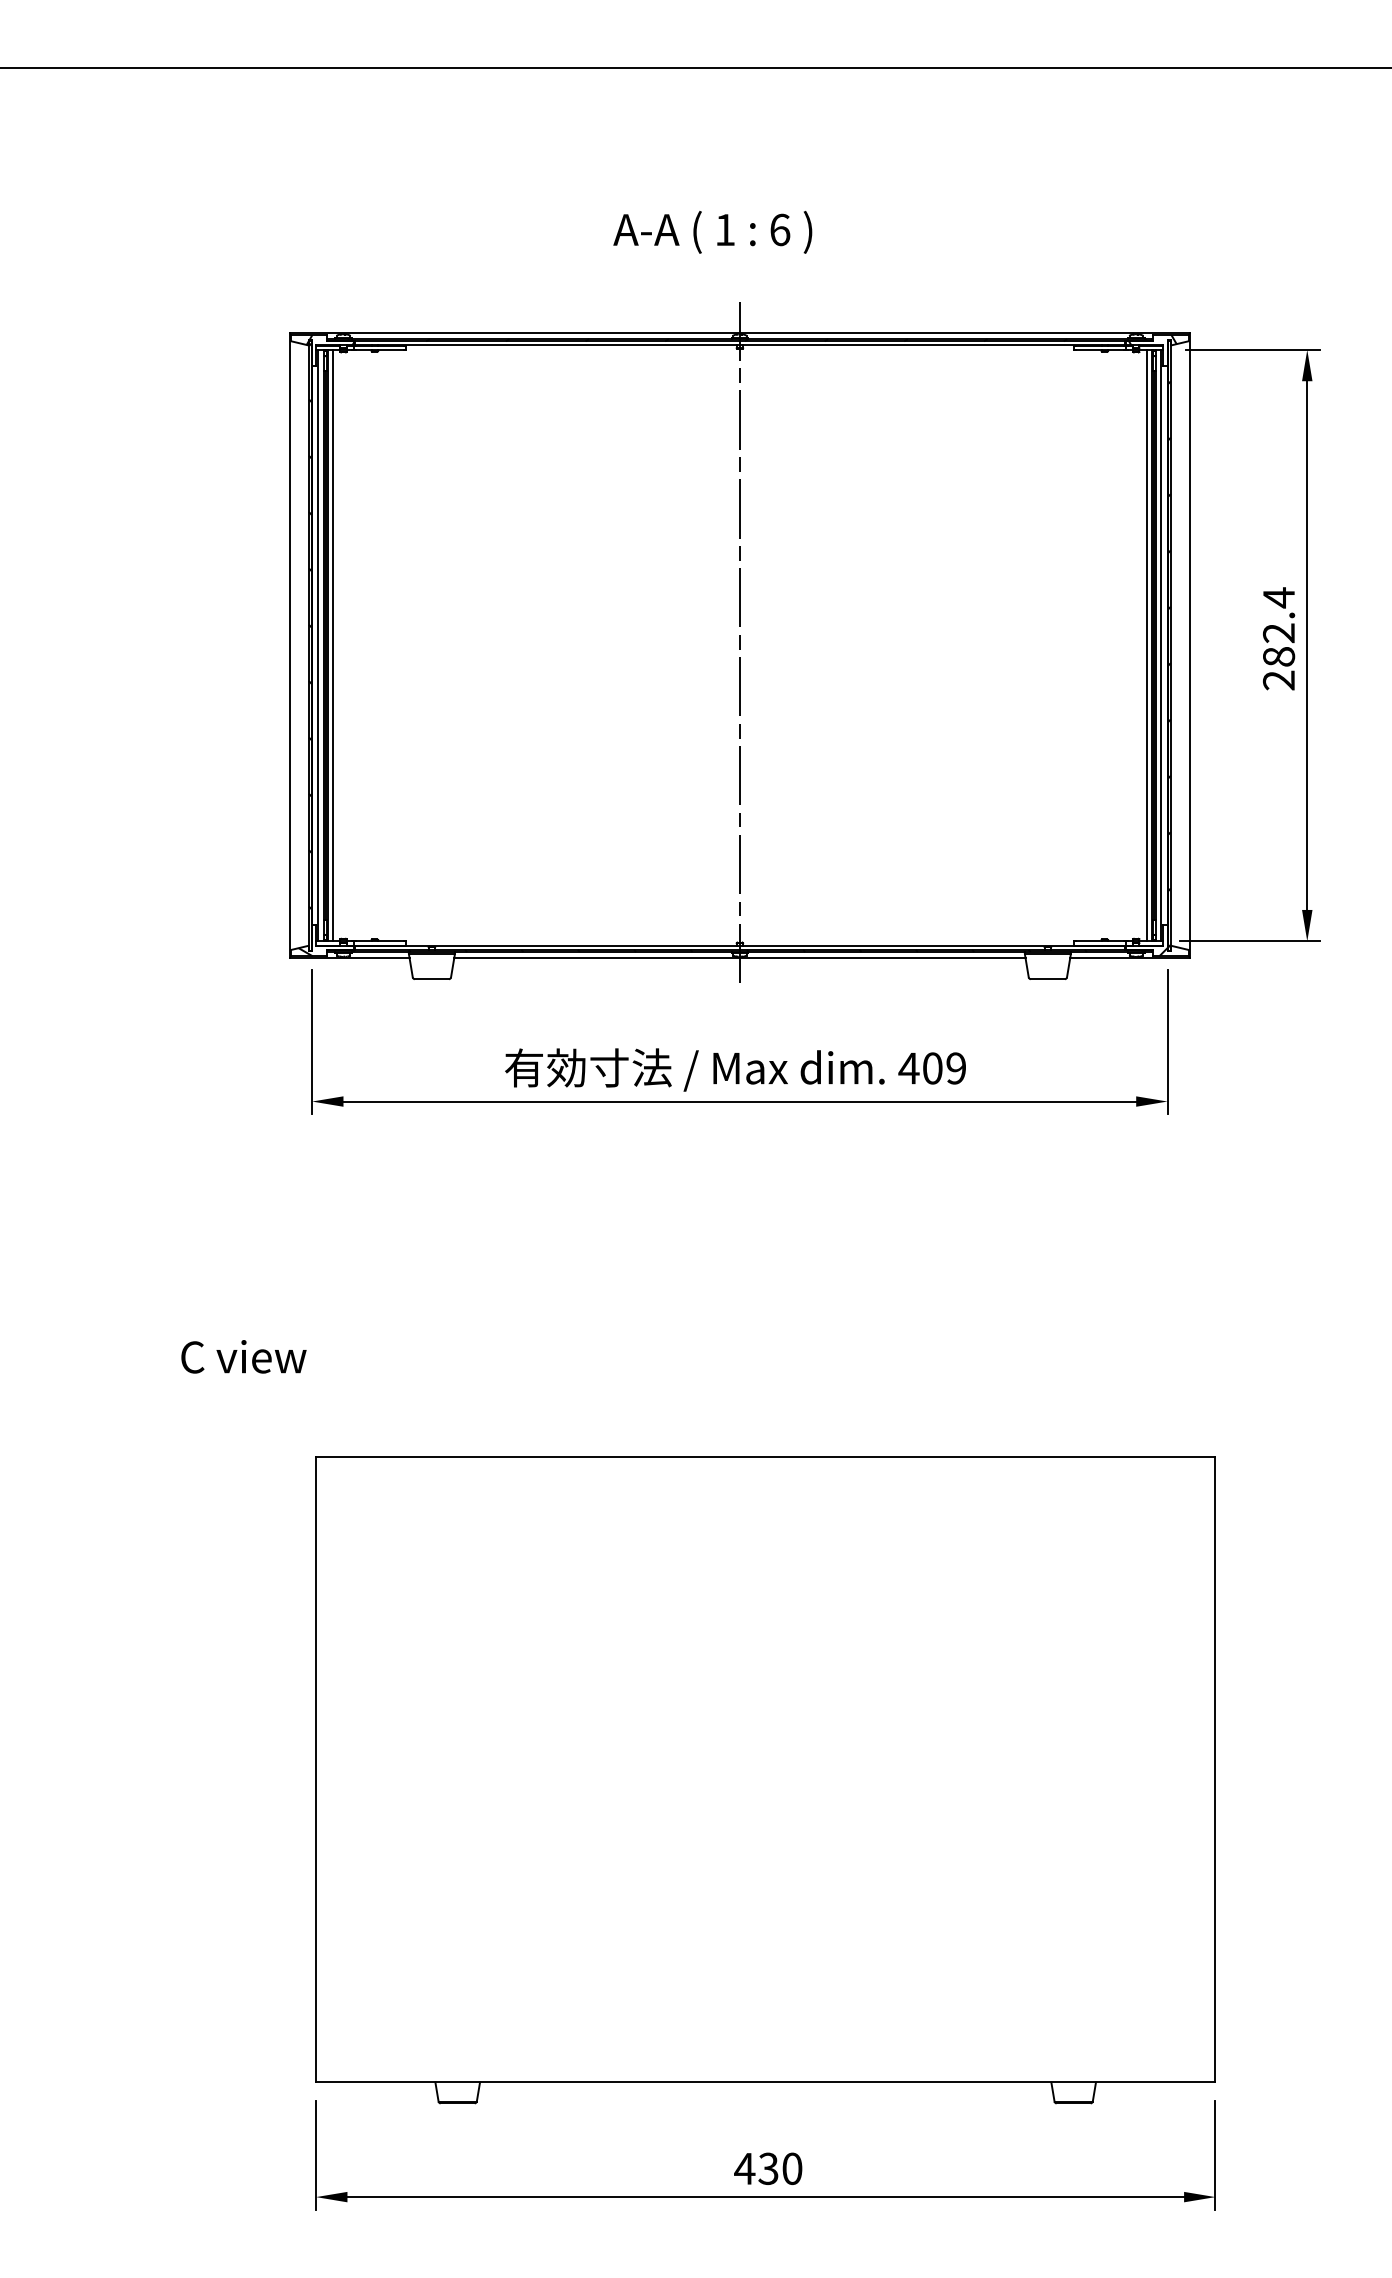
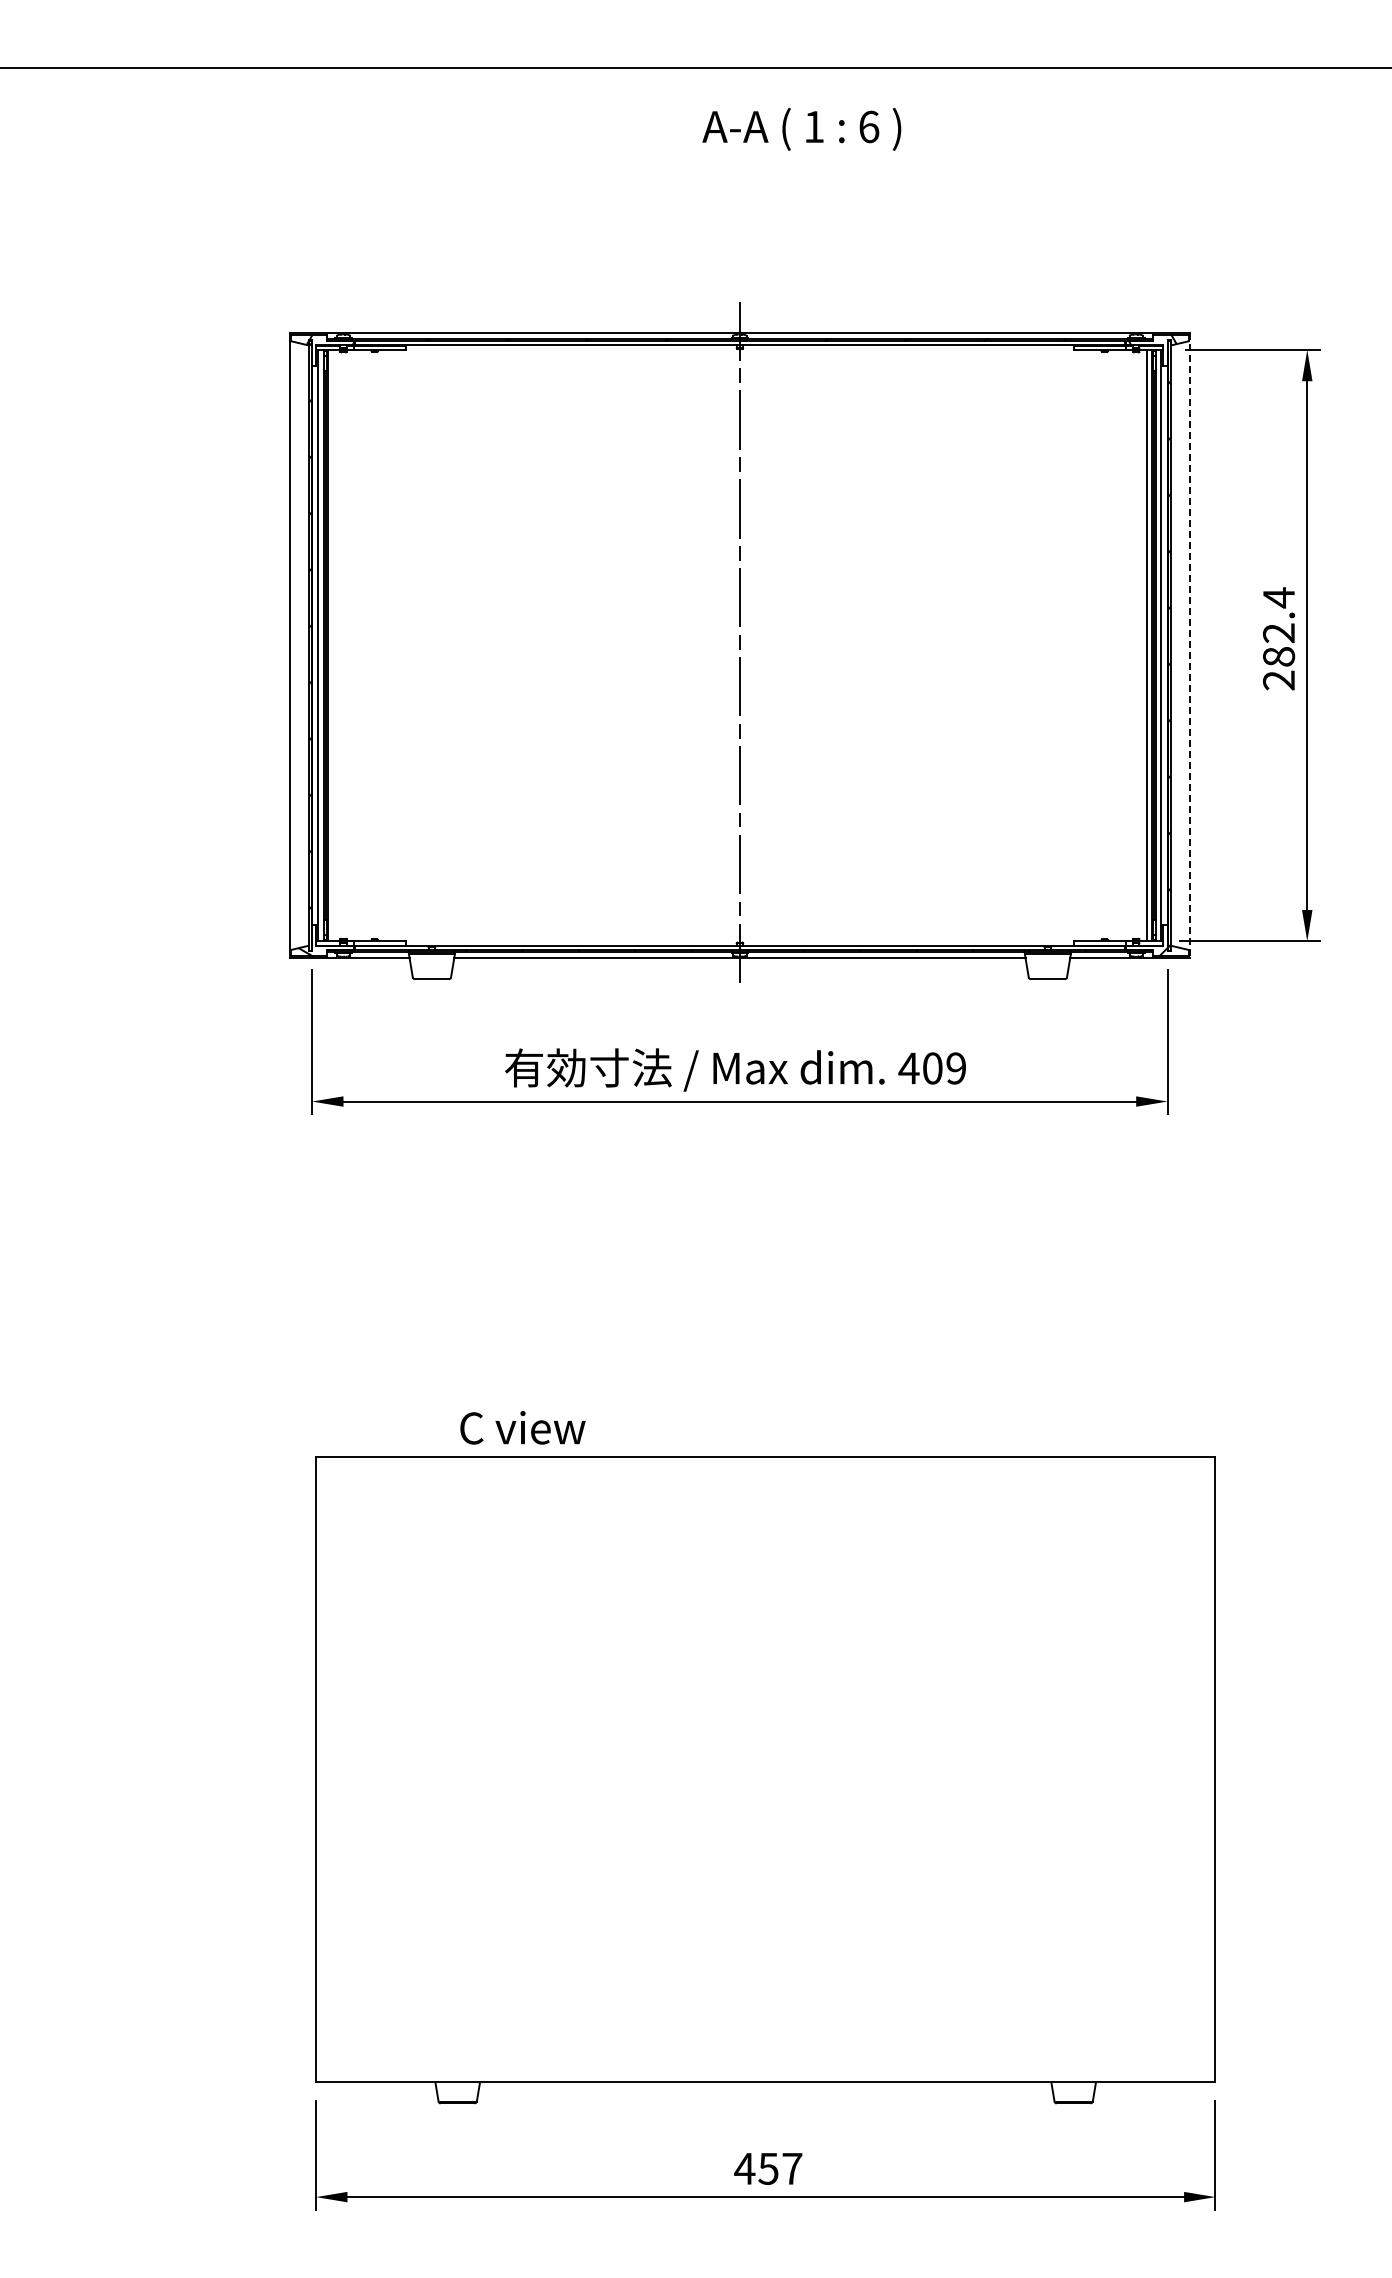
text position: (712, 232) -> (801, 129) (801, 129)
line: present -> none (333, 645)
line: solid -> dashed (1189, 645)
text position: (243, 1356) -> (522, 1427) (522, 1427)
text: 430 -> 457 (780, 2168)
